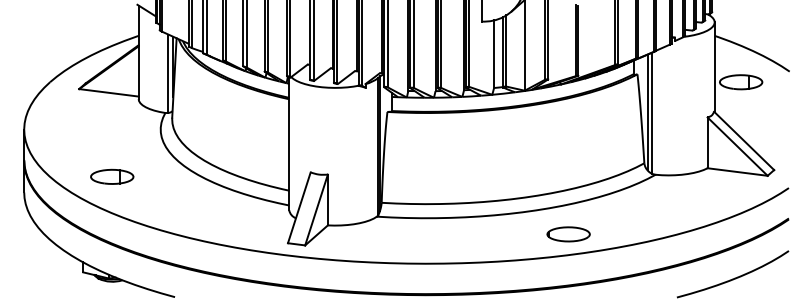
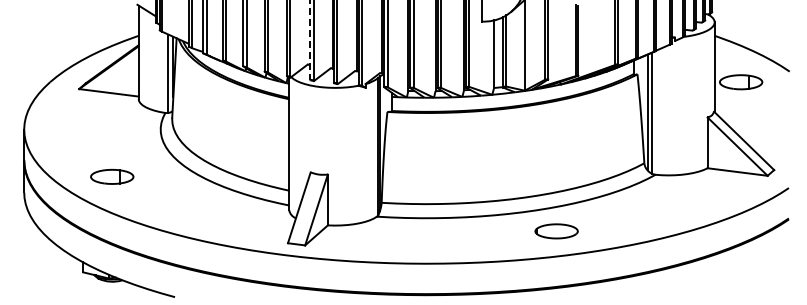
line: solid -> dashed (309, 39)
part position: (568, 234) -> (556, 231) (556, 231)
curve: present -> none (734, 277)
